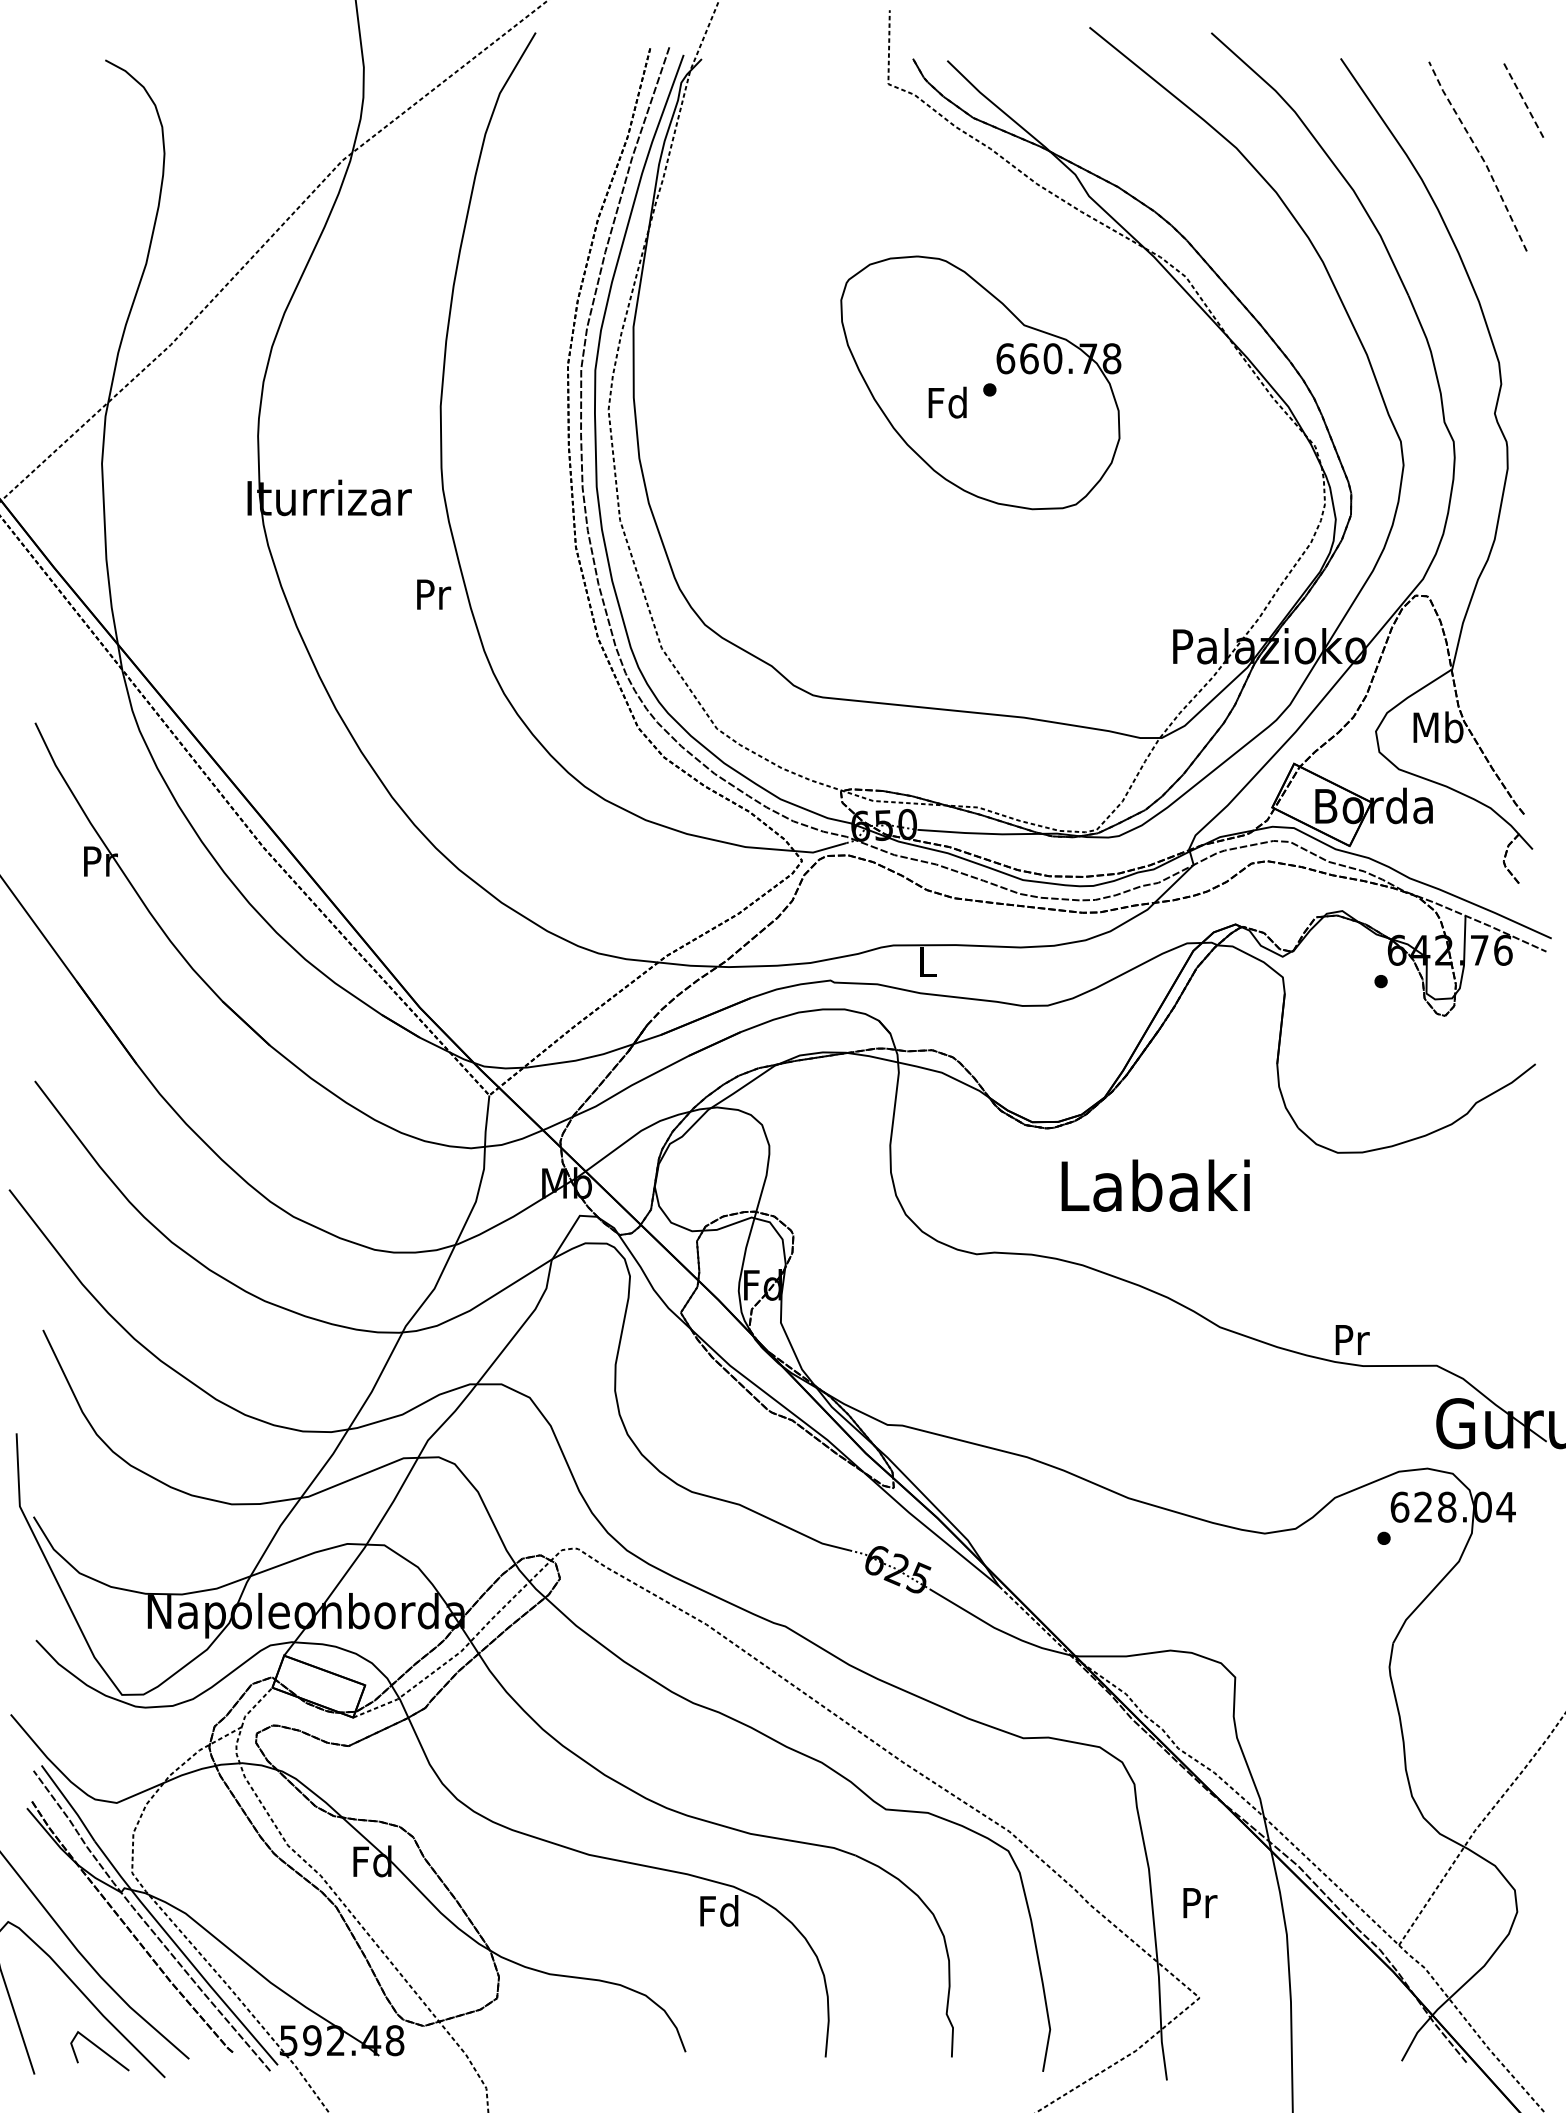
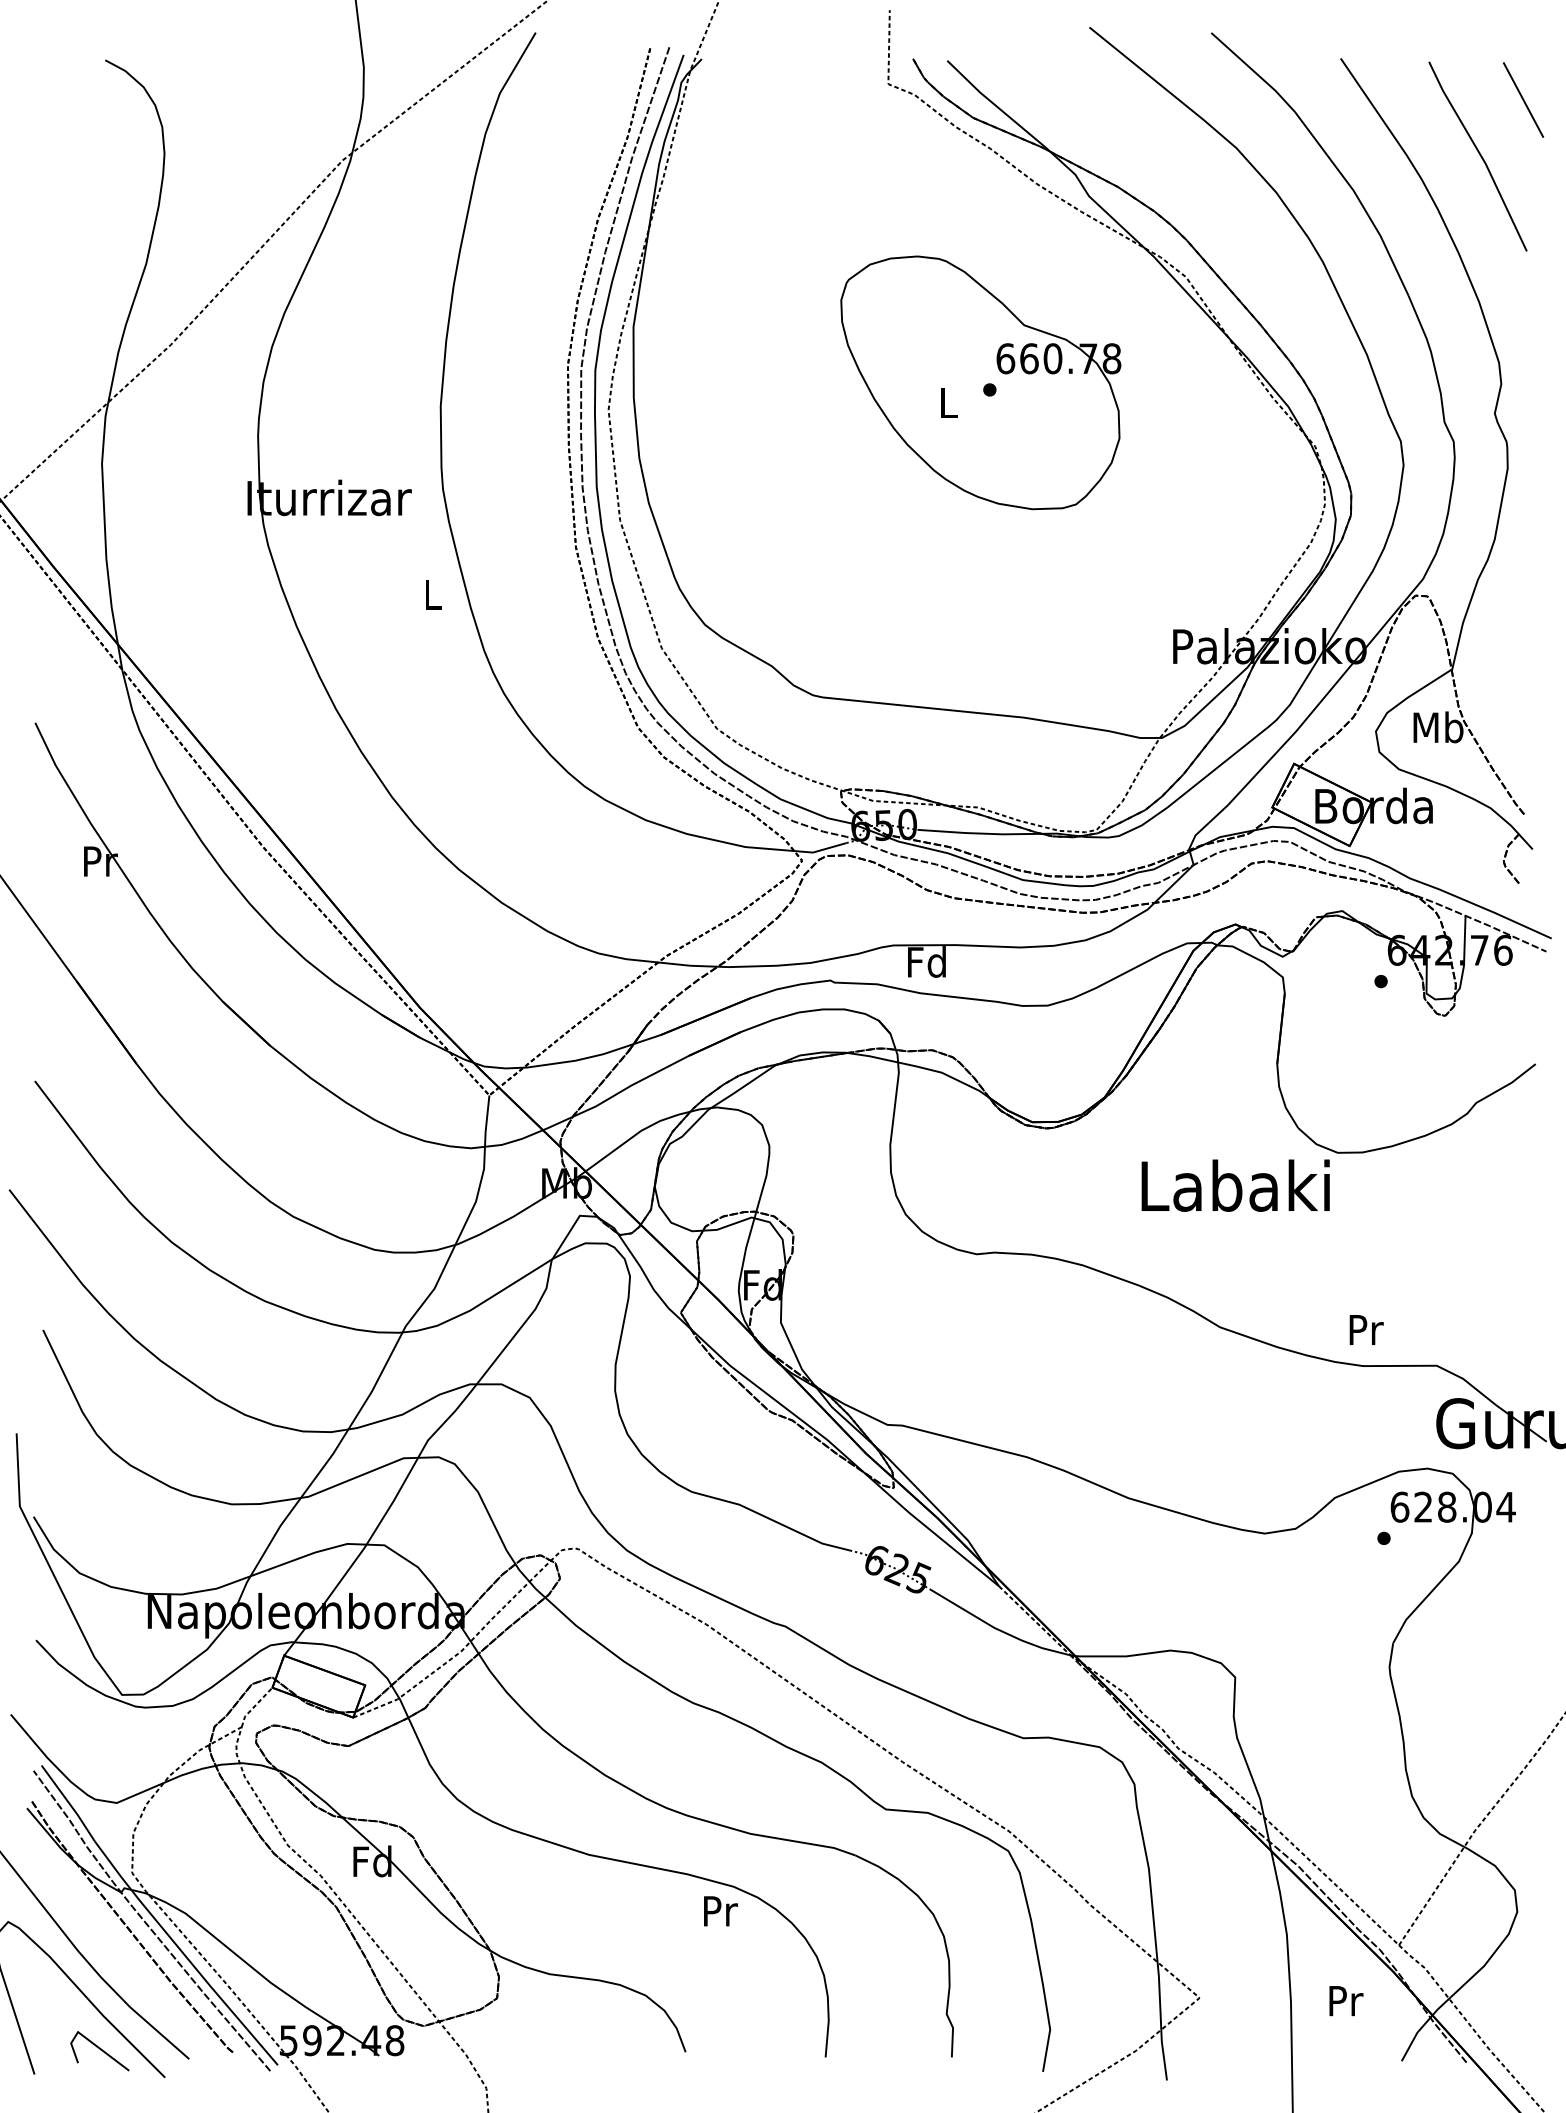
line: dashed -> solid (1523, 100)
line: dashed -> solid (1480, 154)
text: Fd -> L (947, 402)
text: Pr -> L (434, 594)
text: L -> Fd (926, 961)
text position: (1155, 1185) -> (1235, 1185) (1235, 1185)
text position: (1352, 1339) -> (1366, 1329) (1366, 1329)
text position: (1200, 1903) -> (1346, 2001) (1346, 2001)
text: Fd -> Pr (719, 1910)
